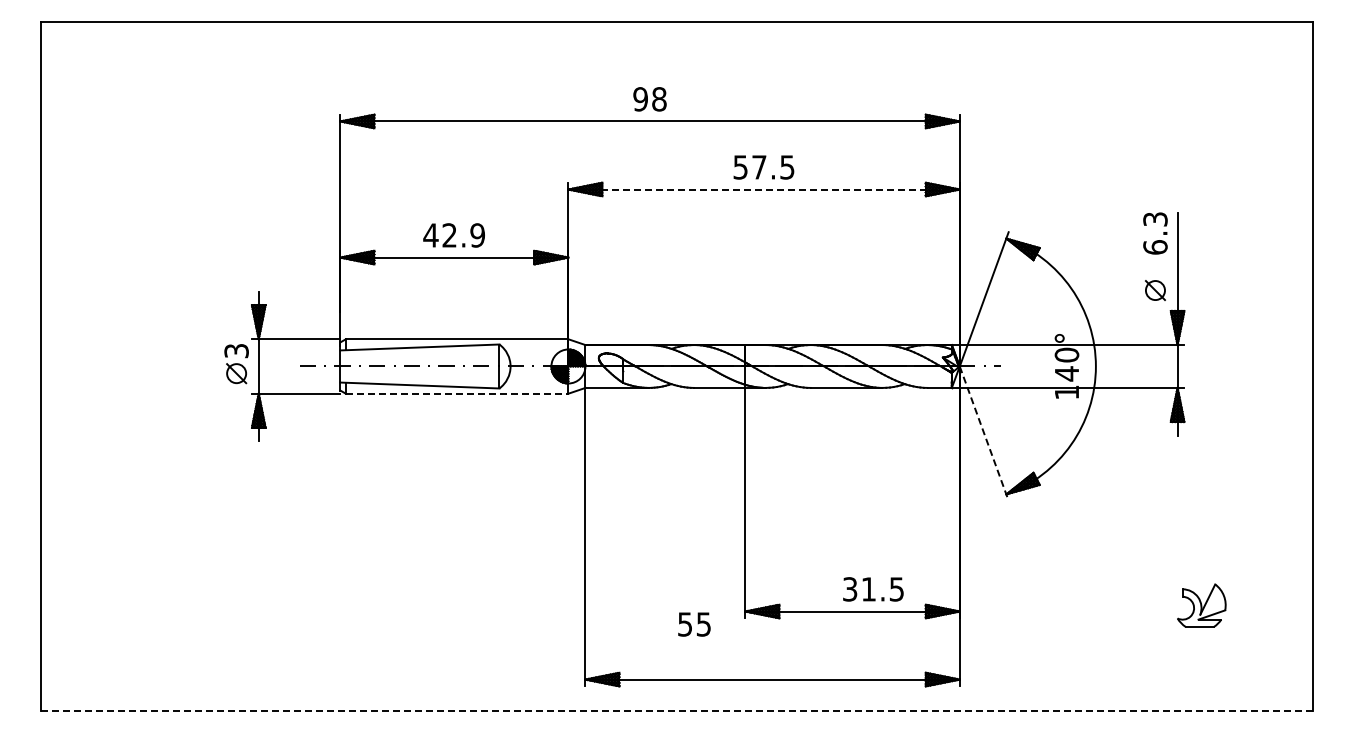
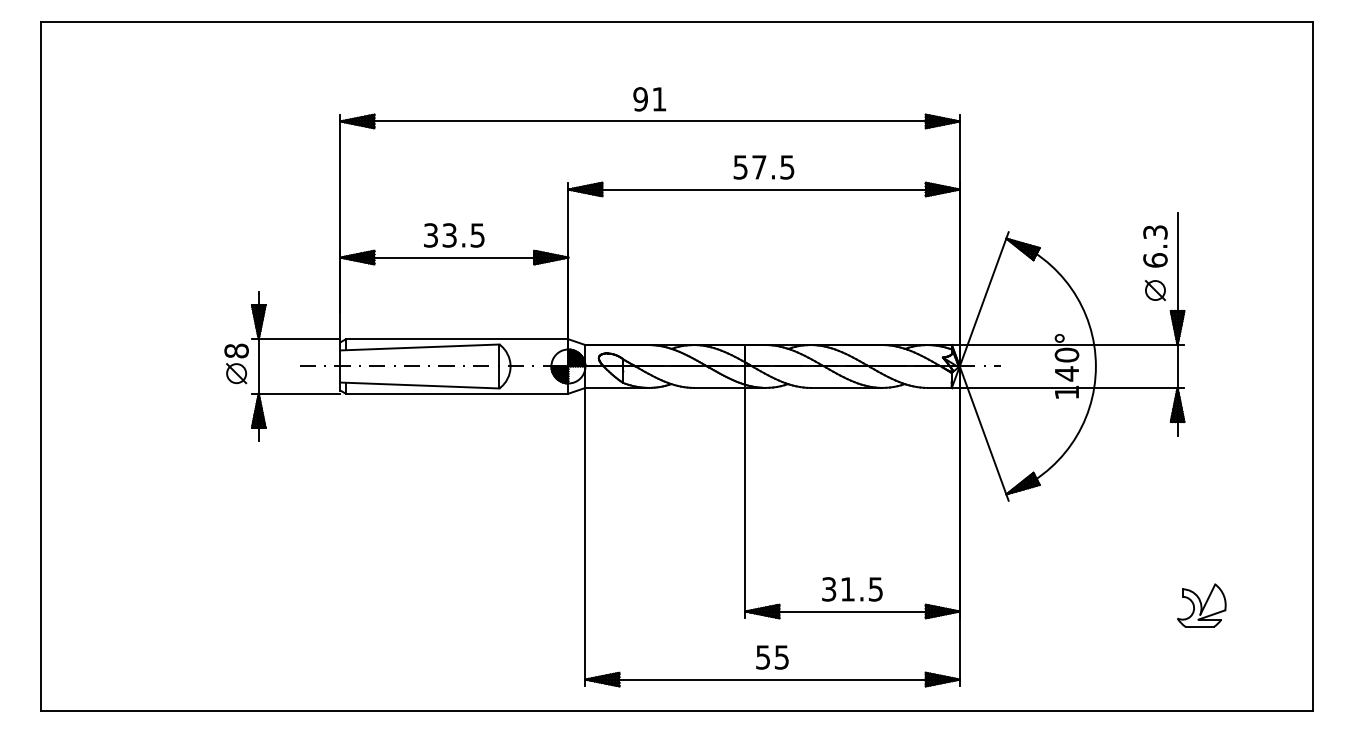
text: 98 -> 91 (659, 99)
line: dashed -> solid (764, 189)
text position: (1155, 233) -> (1155, 246) (1155, 246)
text: 42.9 -> 33.5 (453, 235)
text: 3 -> 8 (236, 350)
line: dashed -> solid (457, 393)
line: dashed -> solid (984, 434)
text position: (873, 589) -> (852, 589) (852, 589)
text position: (694, 624) -> (772, 657) (772, 657)
line: dashed -> solid (677, 710)
